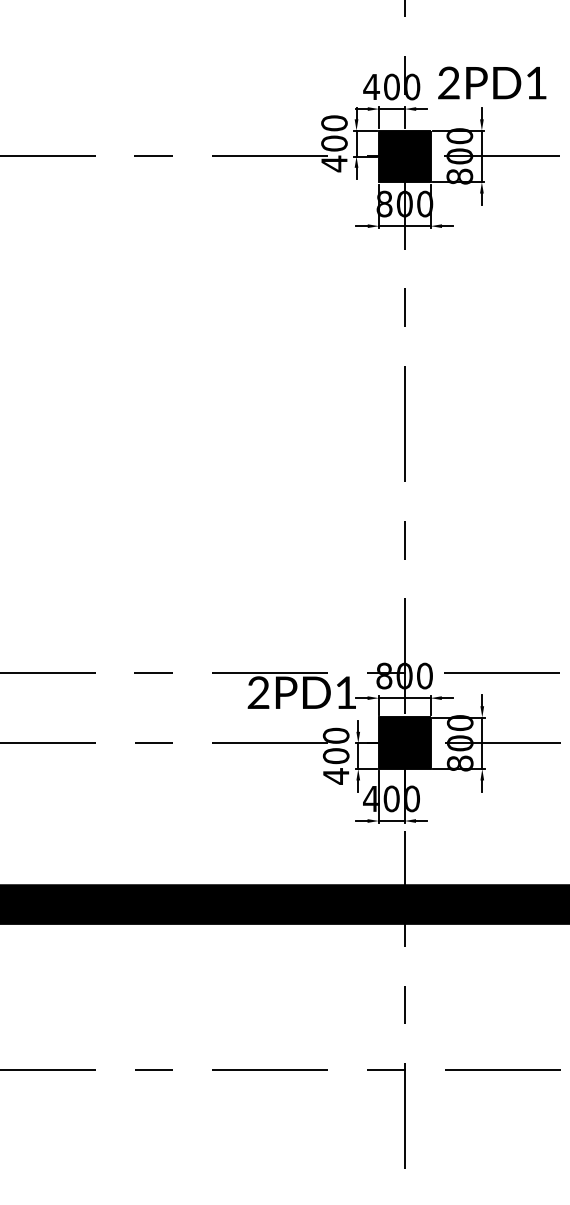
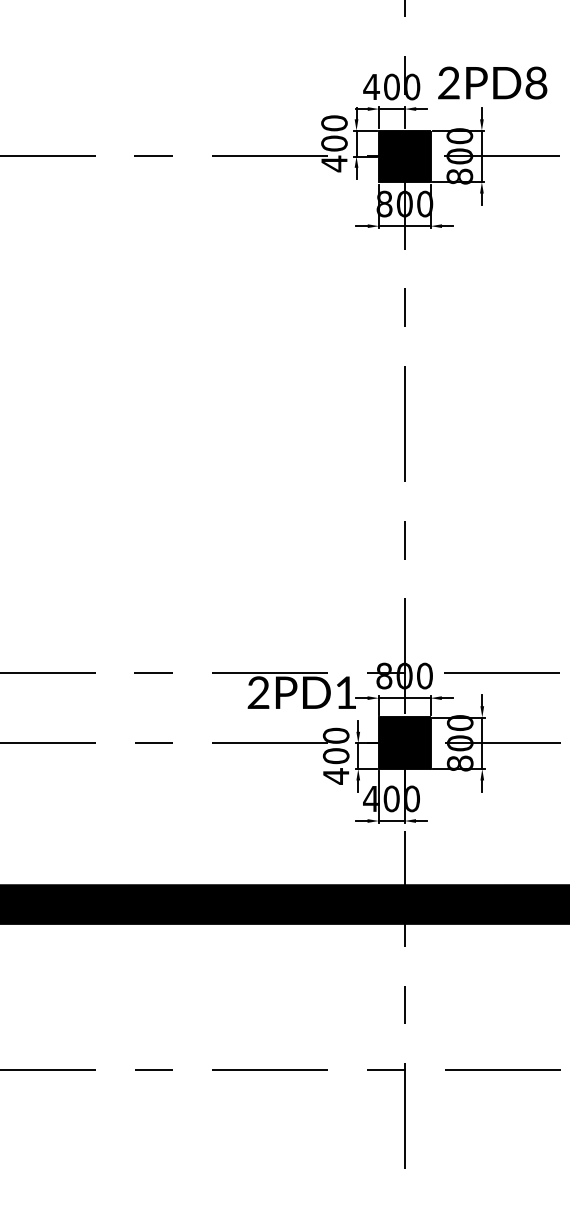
text: 2PD1 -> 2PD8 (536, 82)
